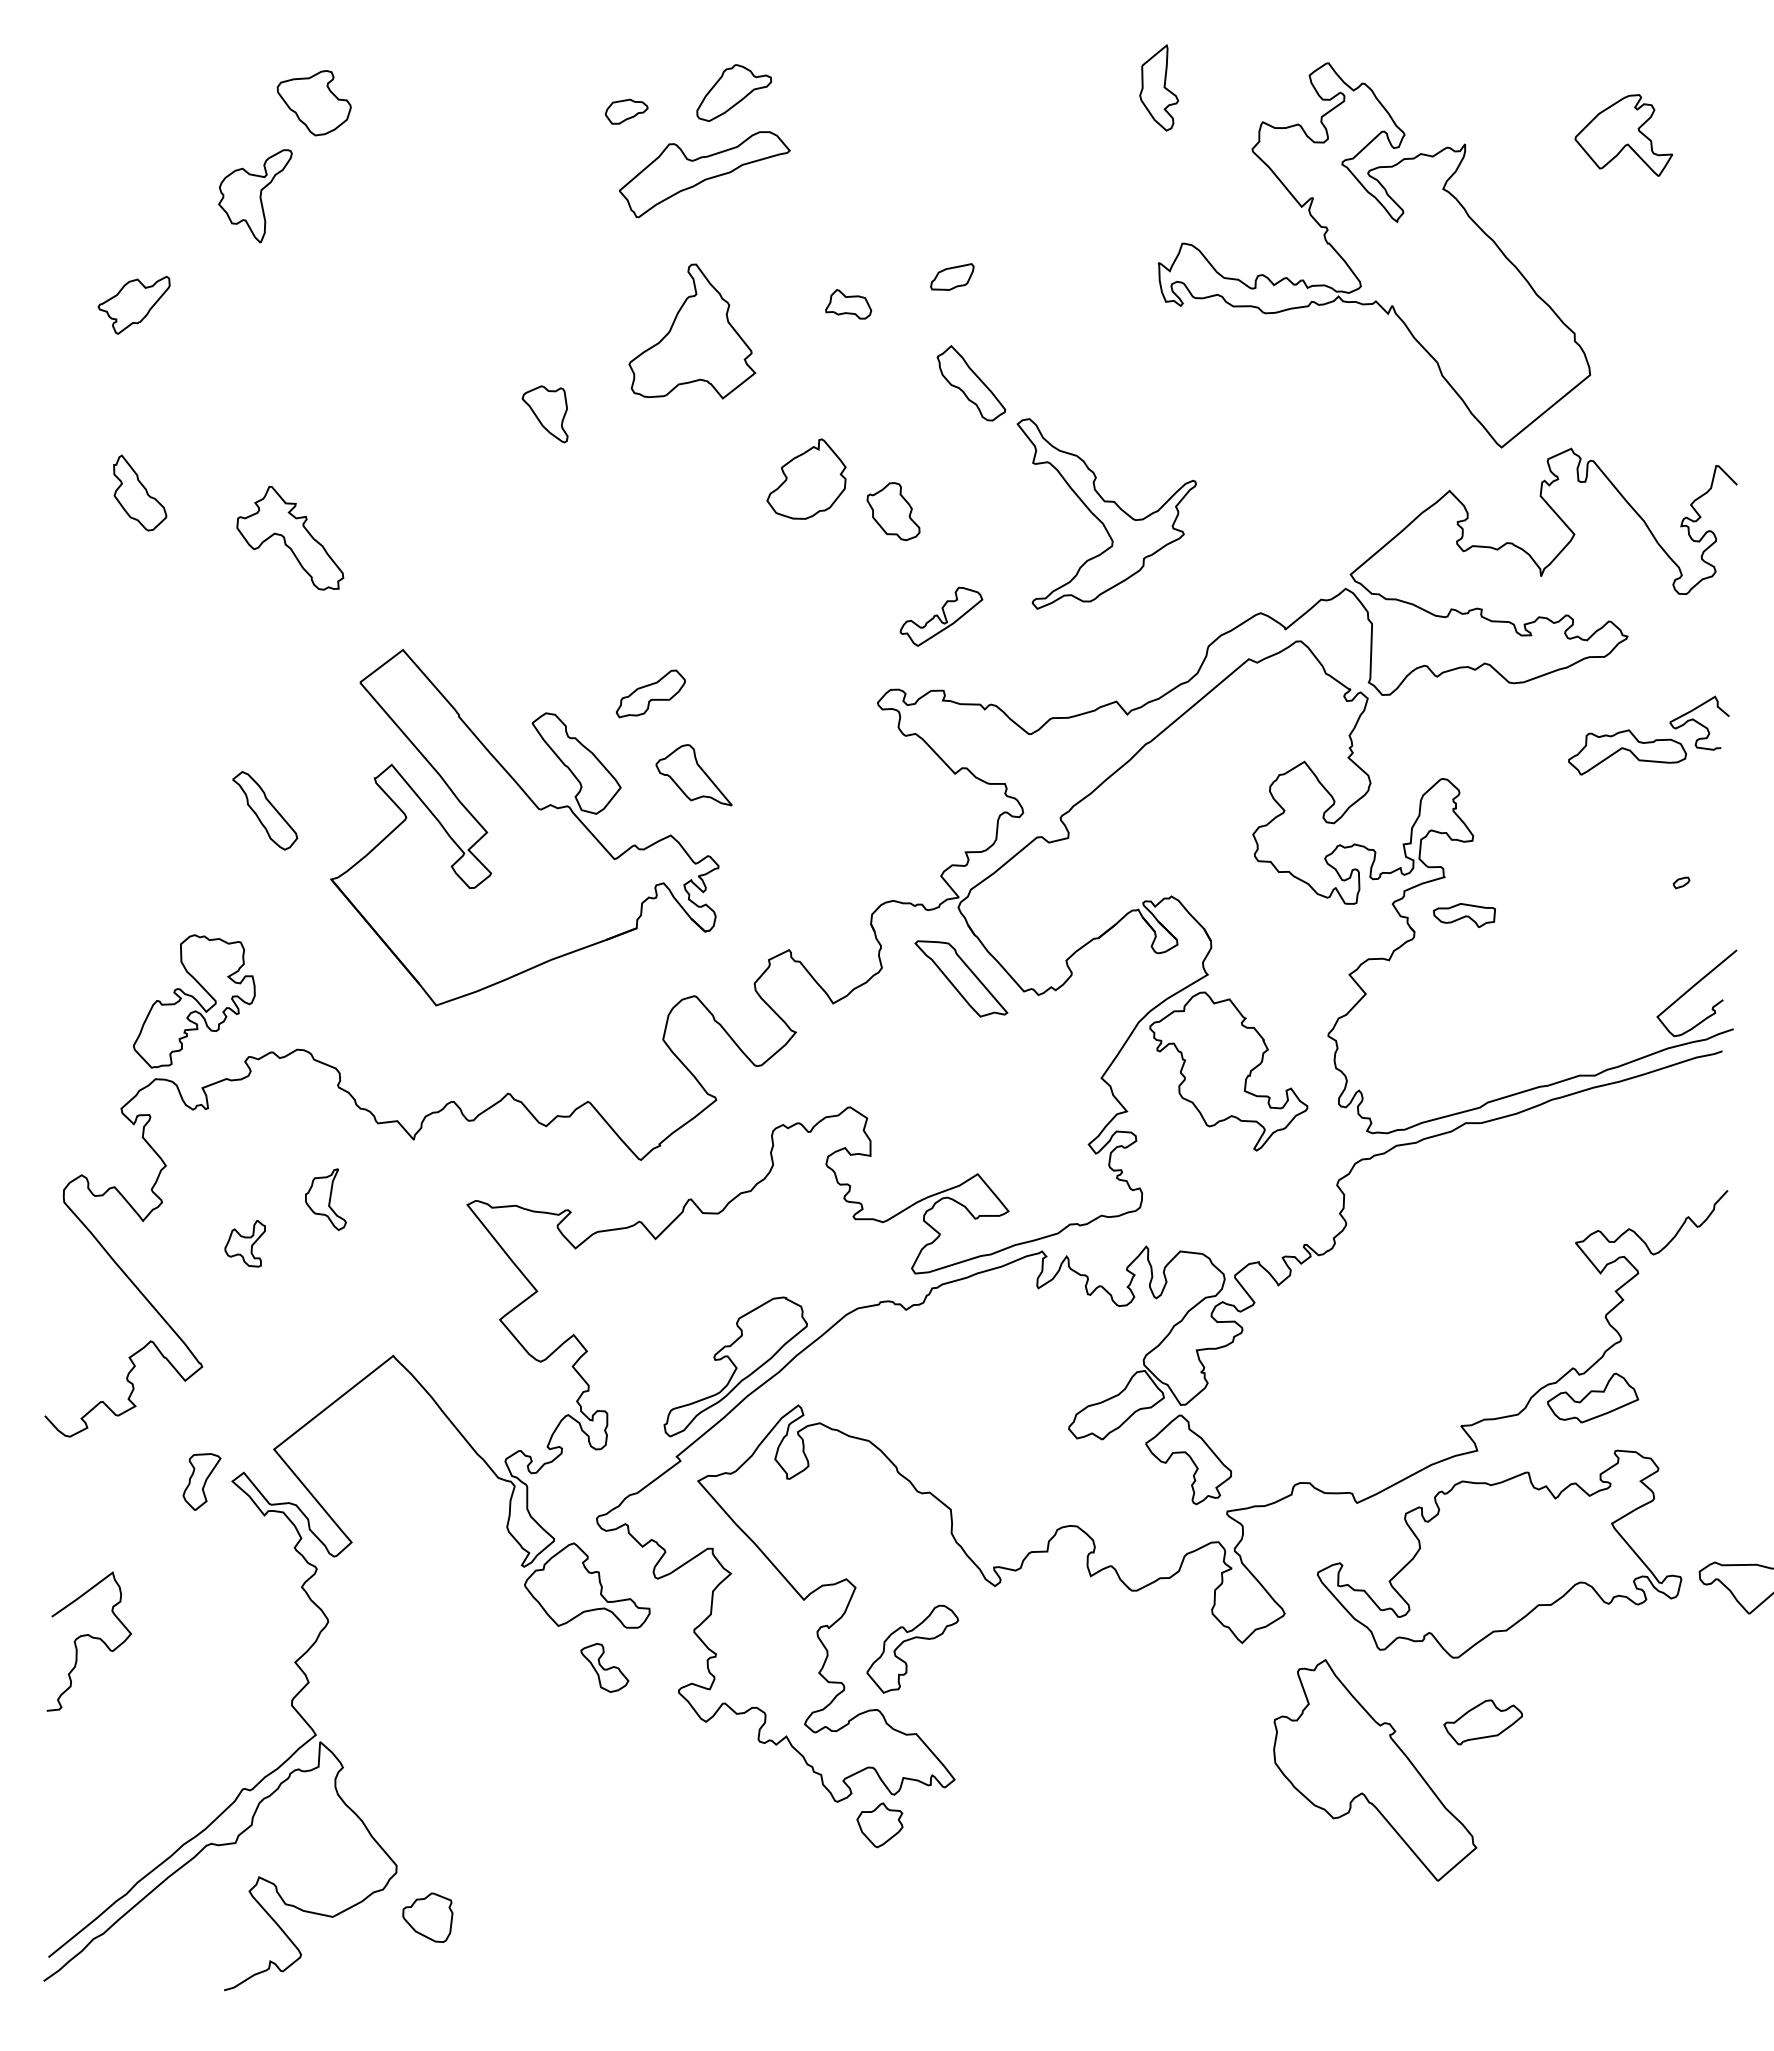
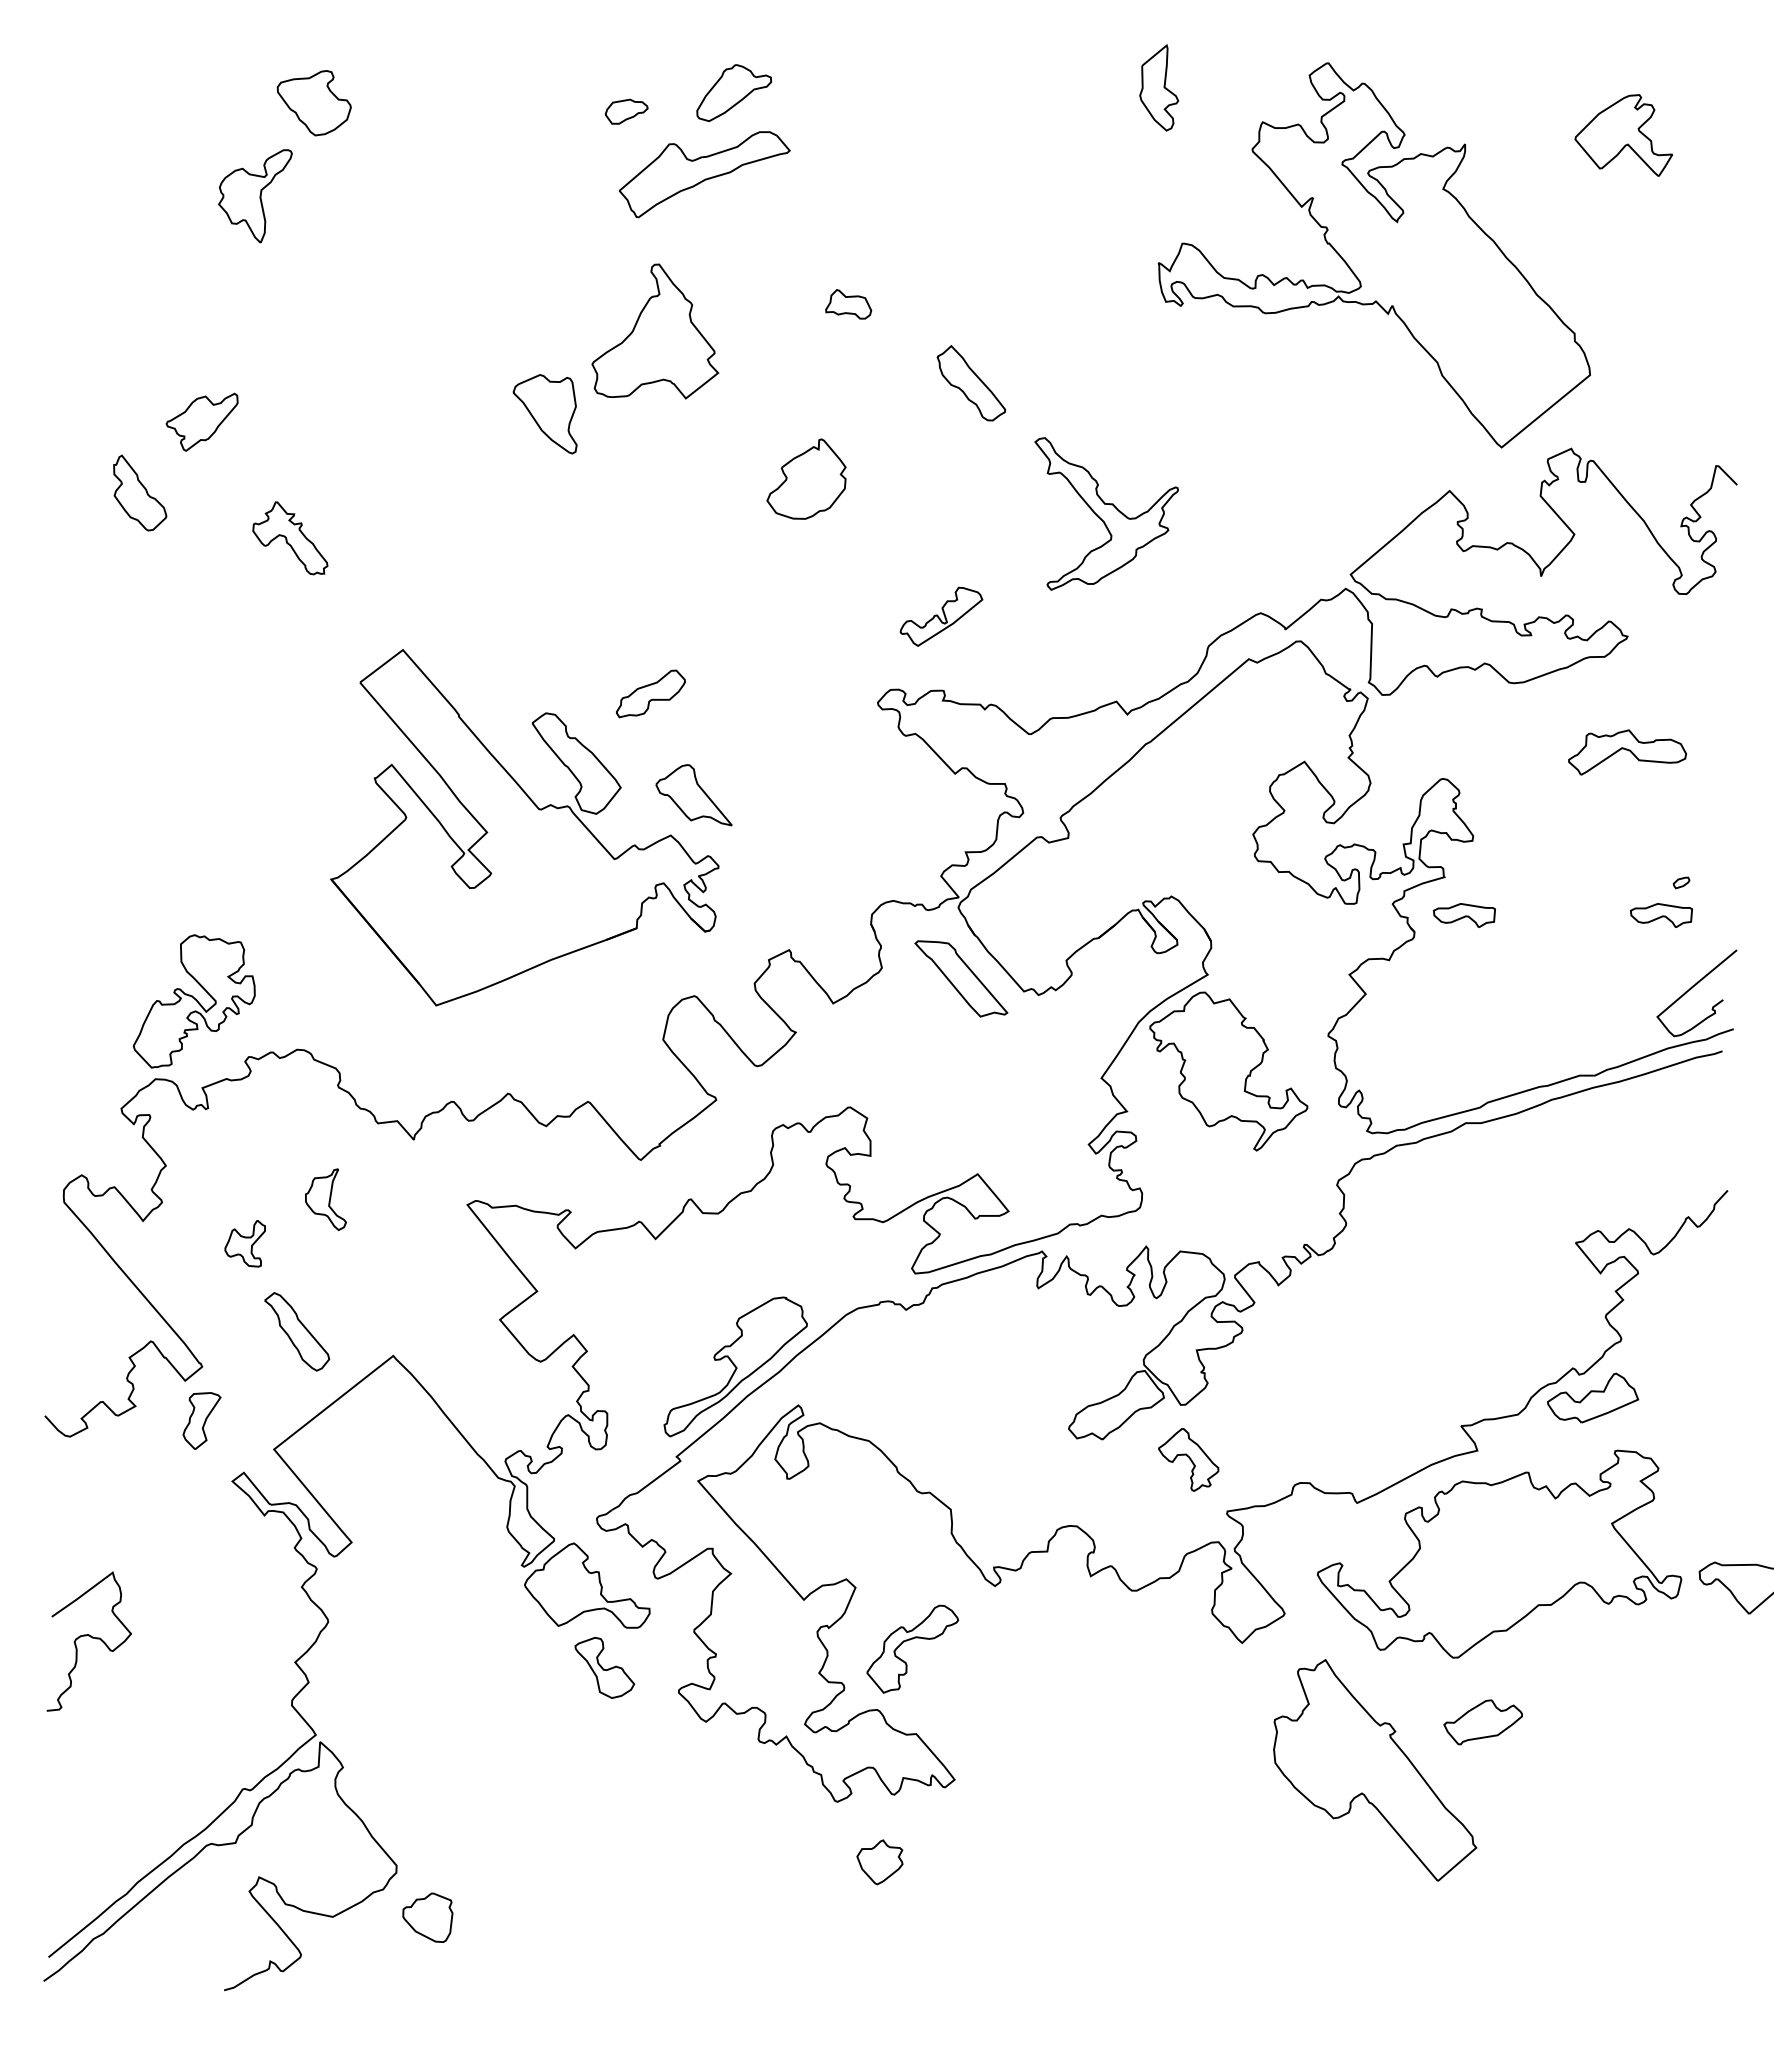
part: present -> none (952, 276)
part position: (133, 304) -> (201, 421) (201, 421)
part position: (692, 331) -> (655, 331) (655, 331)
part size: 48x59 px -> 66x81 px (544, 414)
part: present -> none (893, 511)
part size: 181x192 px -> 145x154 px (1106, 513)
part size: 109x105 px -> 77x75 px (290, 538)
part: present -> none (1699, 722)
part position: (693, 775) -> (693, 795) (693, 795)
part position: (265, 810) -> (297, 1331) (297, 1331)
part: none -> present (1661, 915)
part size: 87x92 px -> 62x64 px (1188, 1459)
part position: (201, 1481) -> (201, 1420) (201, 1420)
part size: 50x50 px -> 62x63 px (604, 1667)
part position: (879, 1825) -> (879, 1862) (879, 1862)
